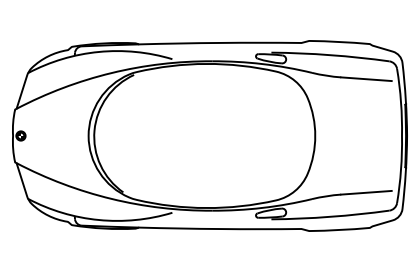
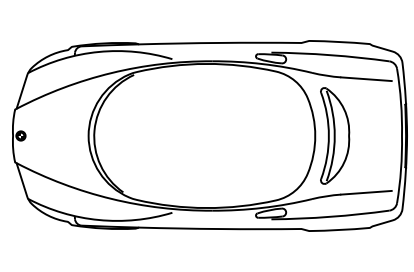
part: none -> present (335, 135)
